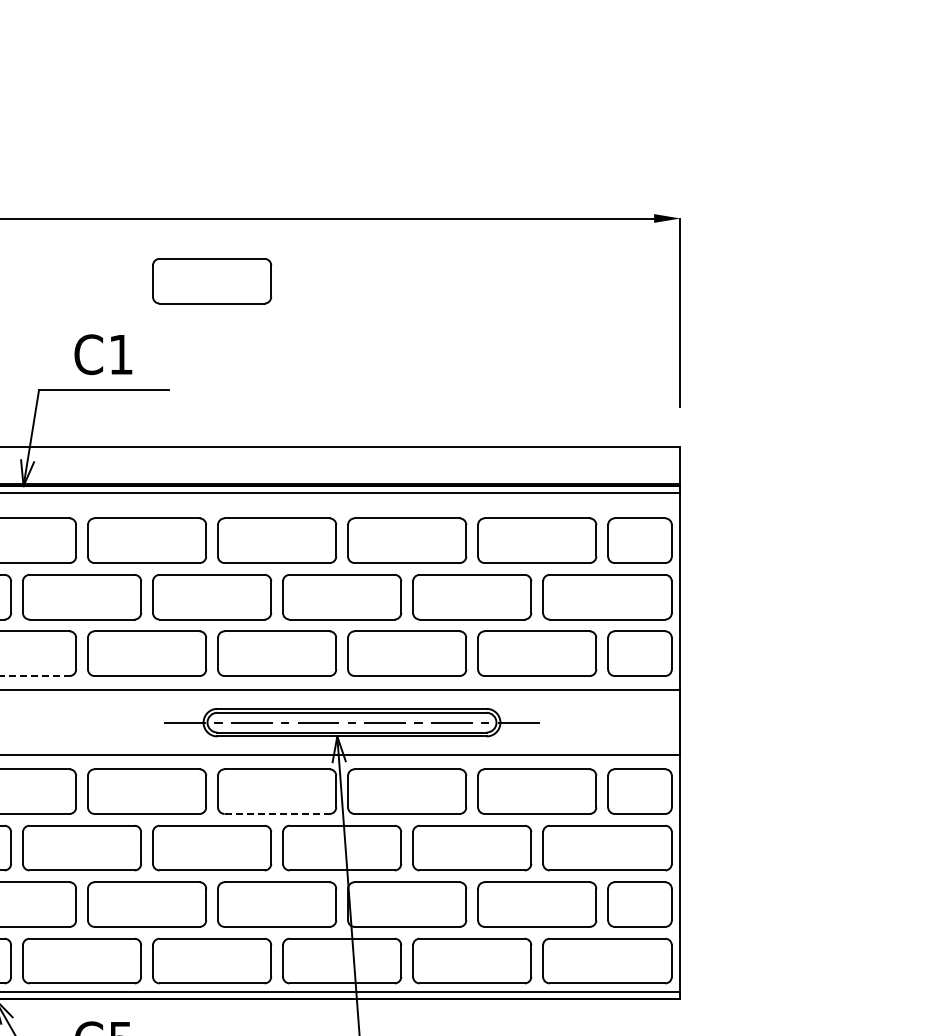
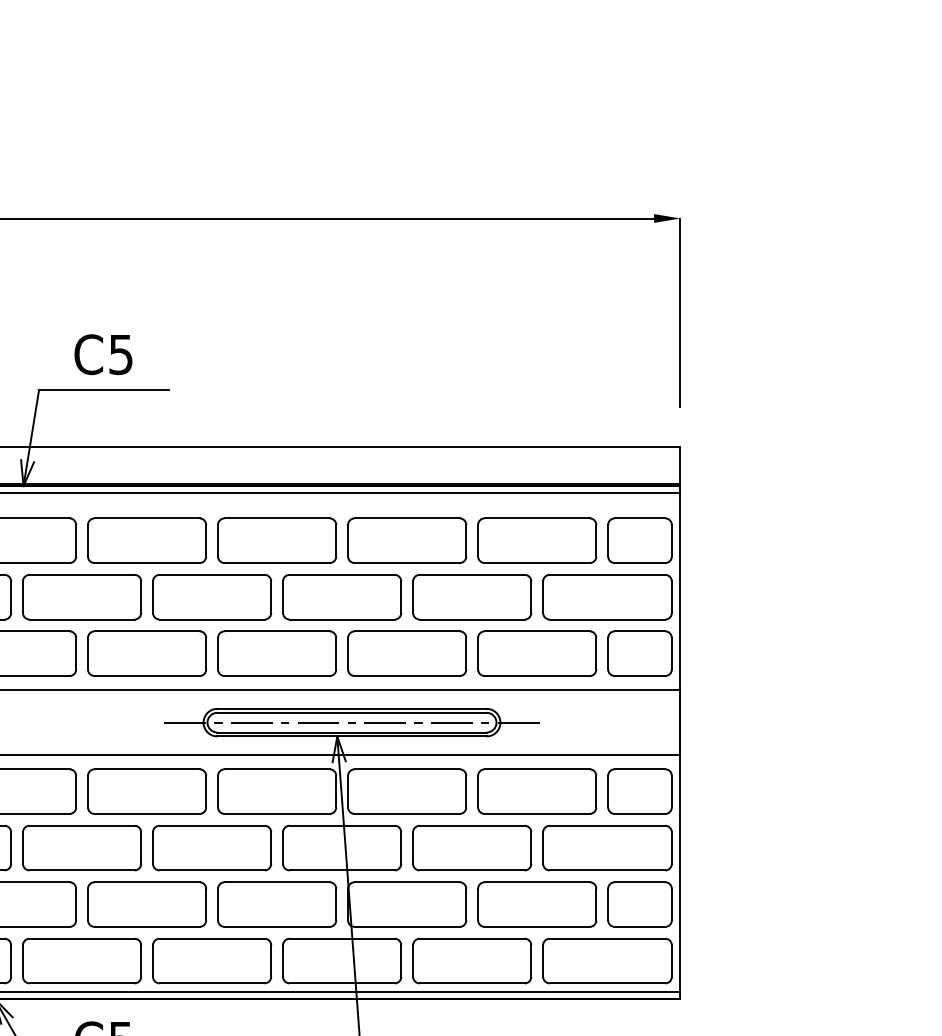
part: present -> none (212, 281)
text: C1 -> C5 (120, 355)
line: dashed -> solid (34, 676)
line: dashed -> solid (277, 813)
